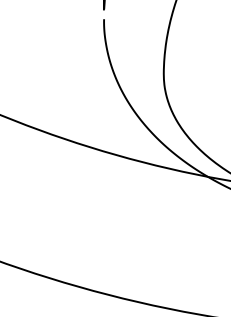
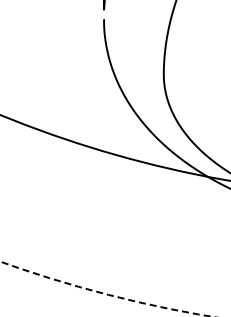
circle: solid -> dashed (106, 288)
